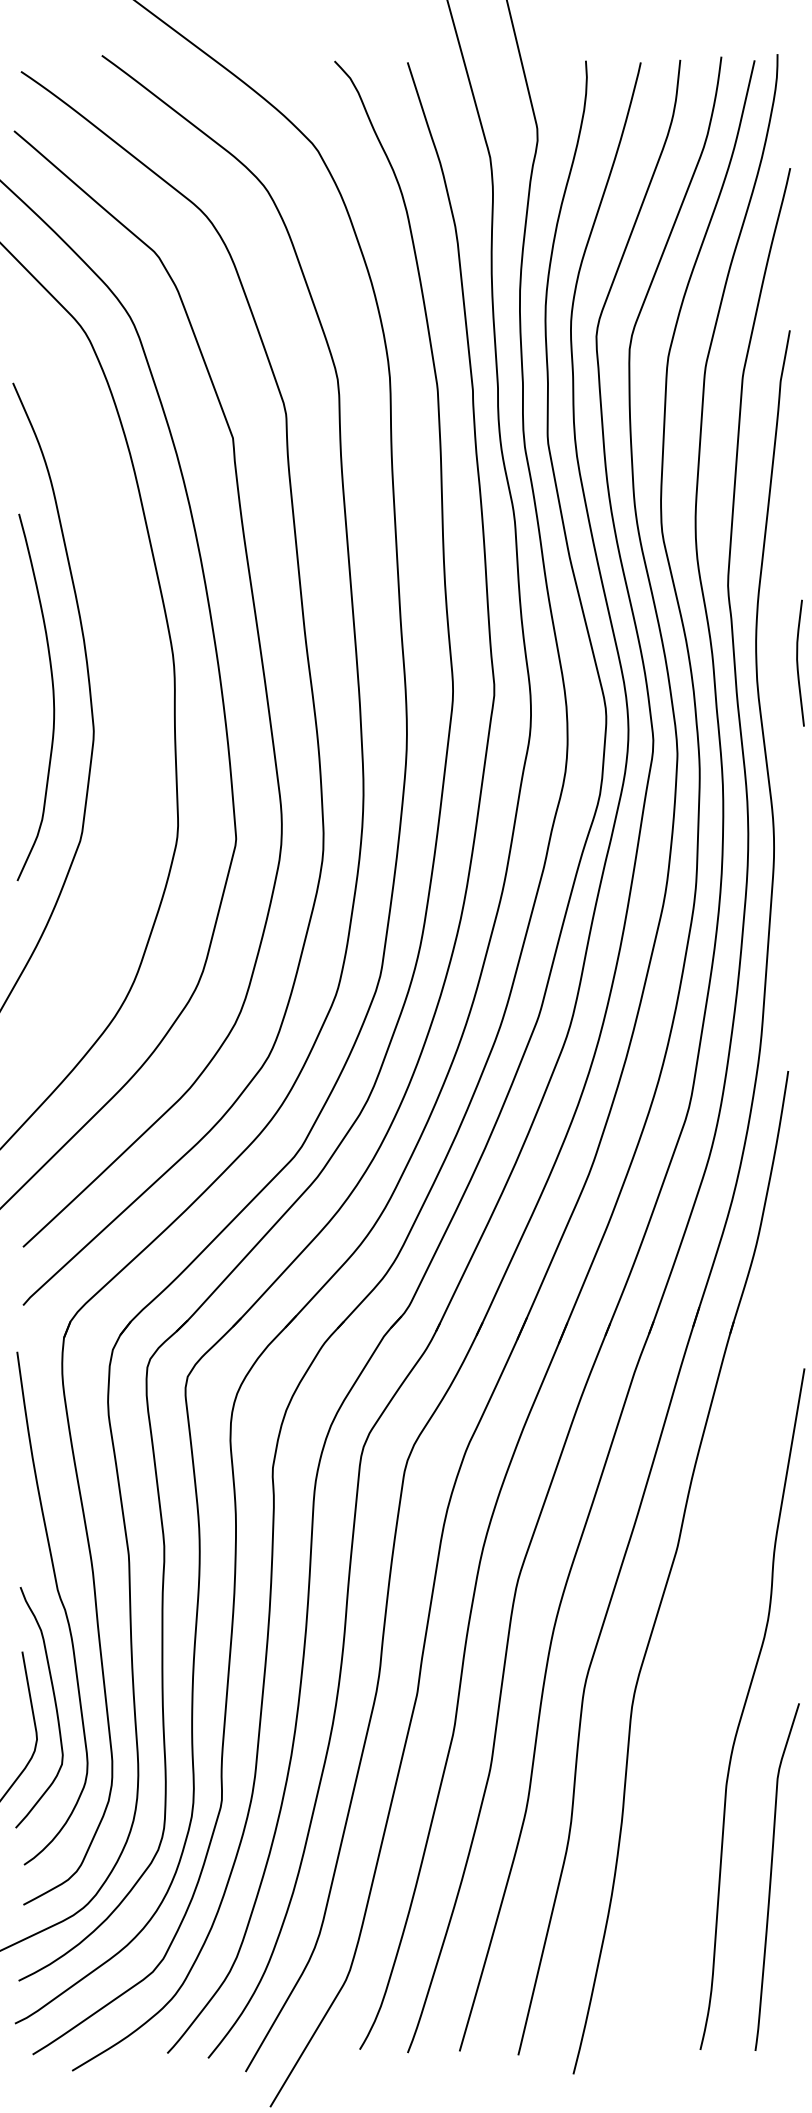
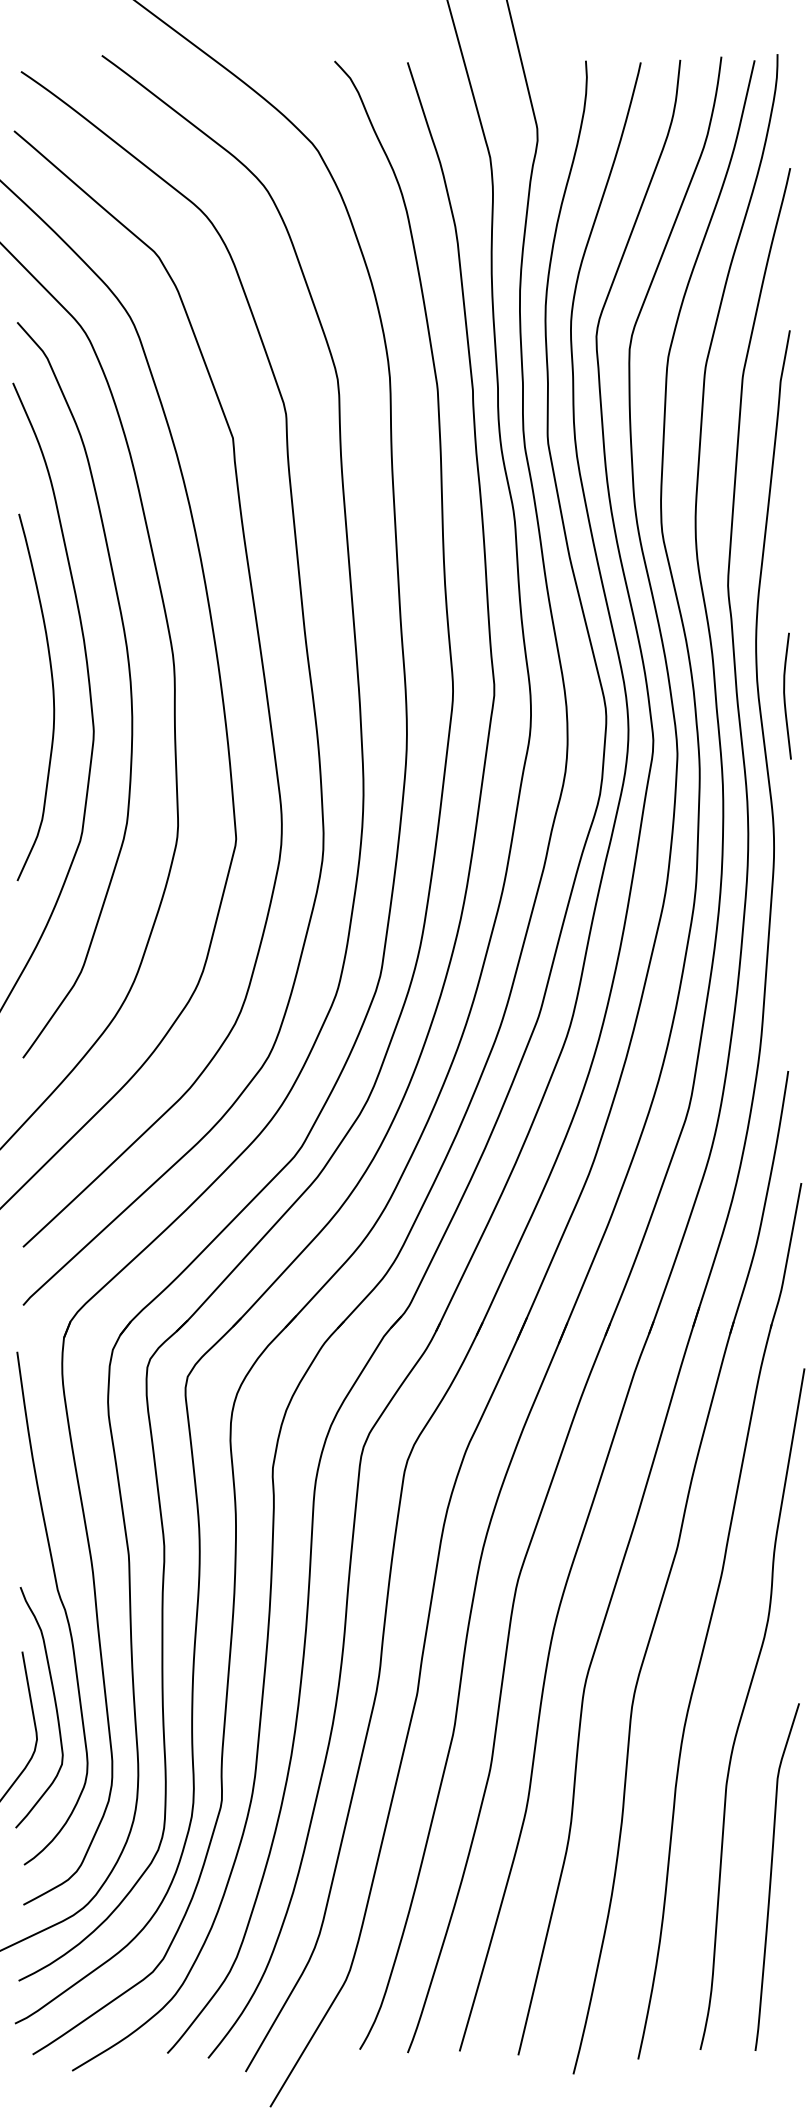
curve position: (798, 662) -> (785, 695) (785, 695)
curve: none -> present (129, 684)
part: none -> present (711, 1621)
